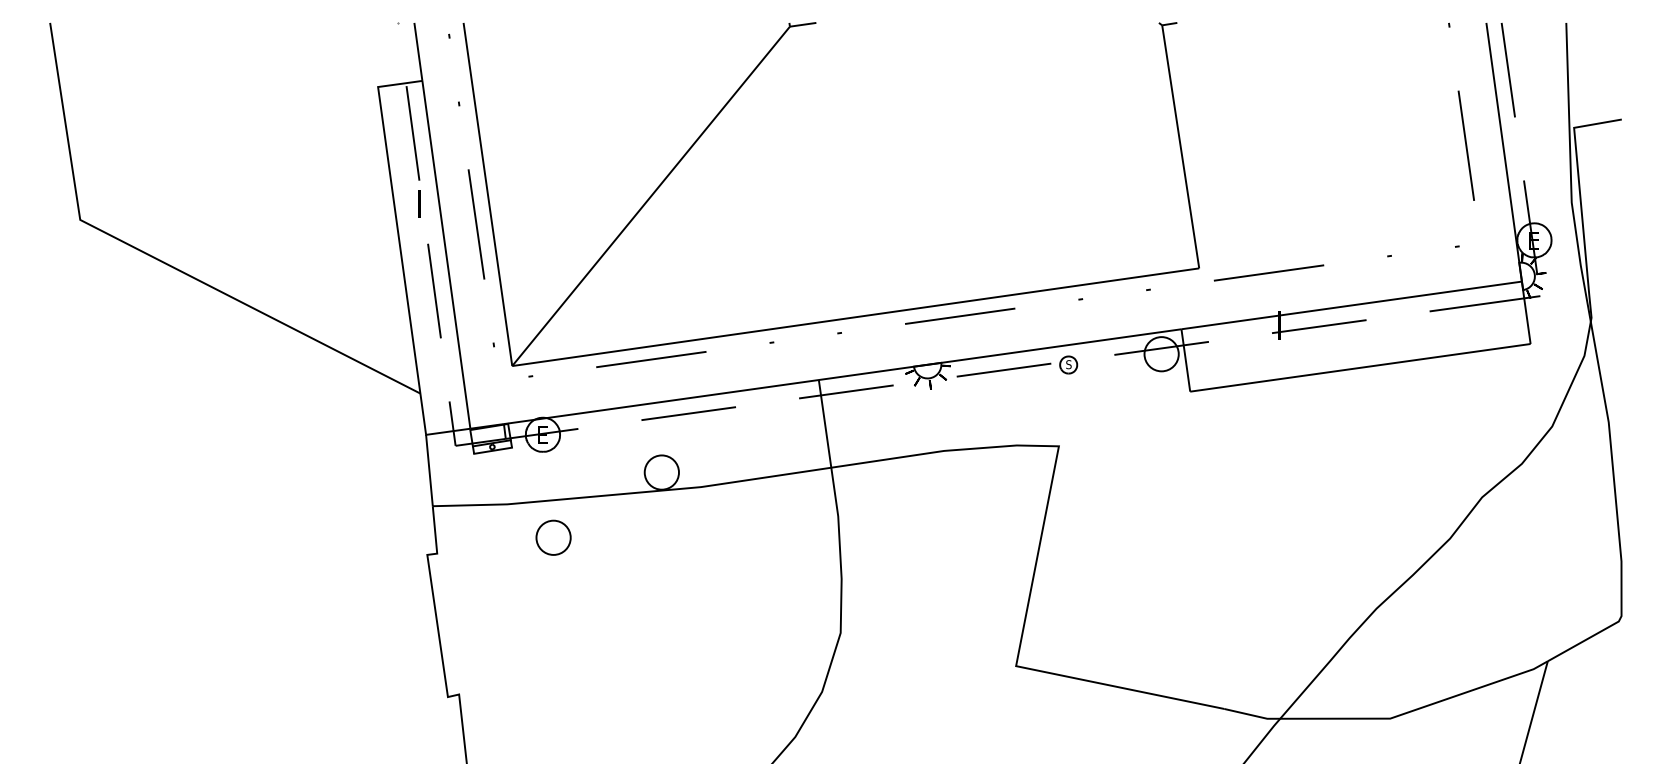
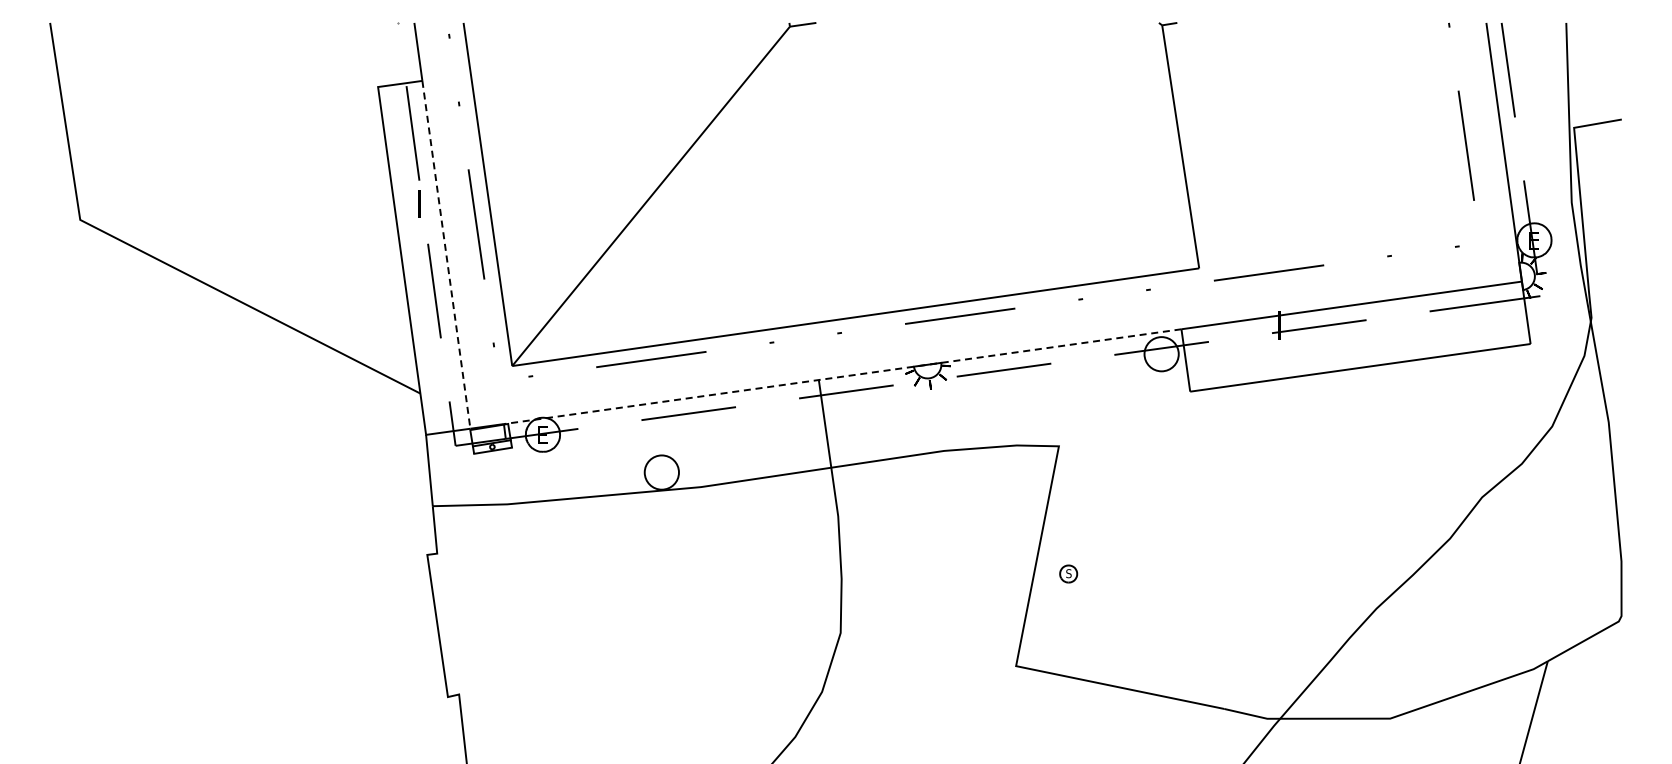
line: solid -> dashed (446, 254)
part position: (1068, 364) -> (1068, 573) (1068, 573)
line: solid -> dashed (842, 376)
part: present -> none (553, 537)
